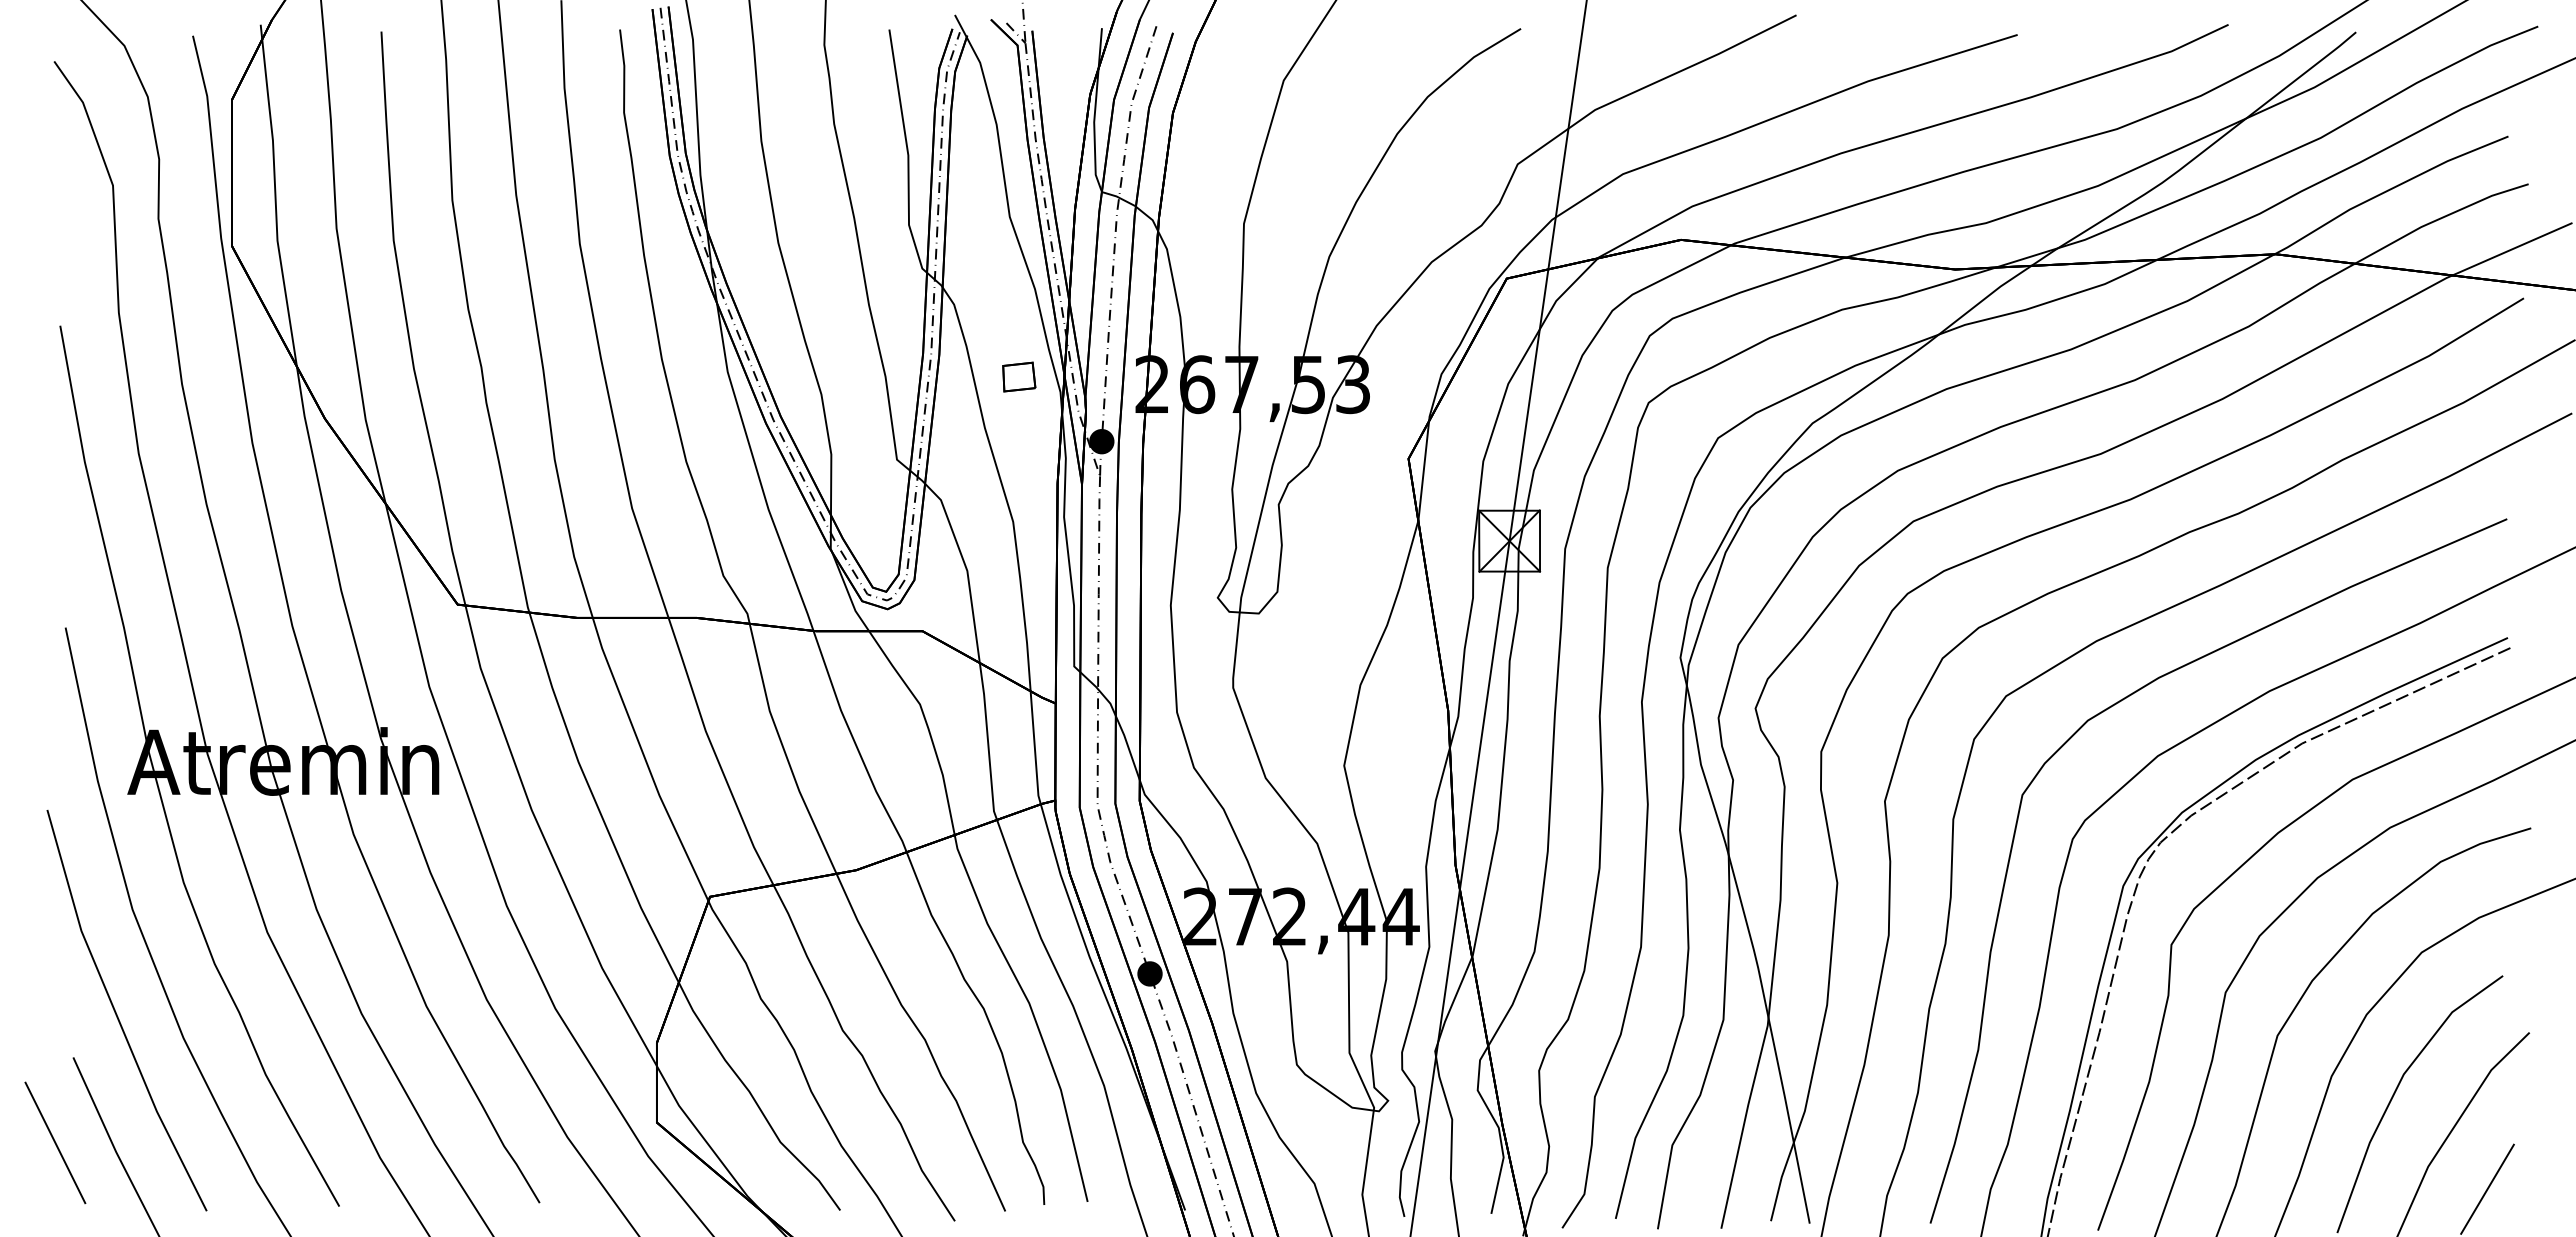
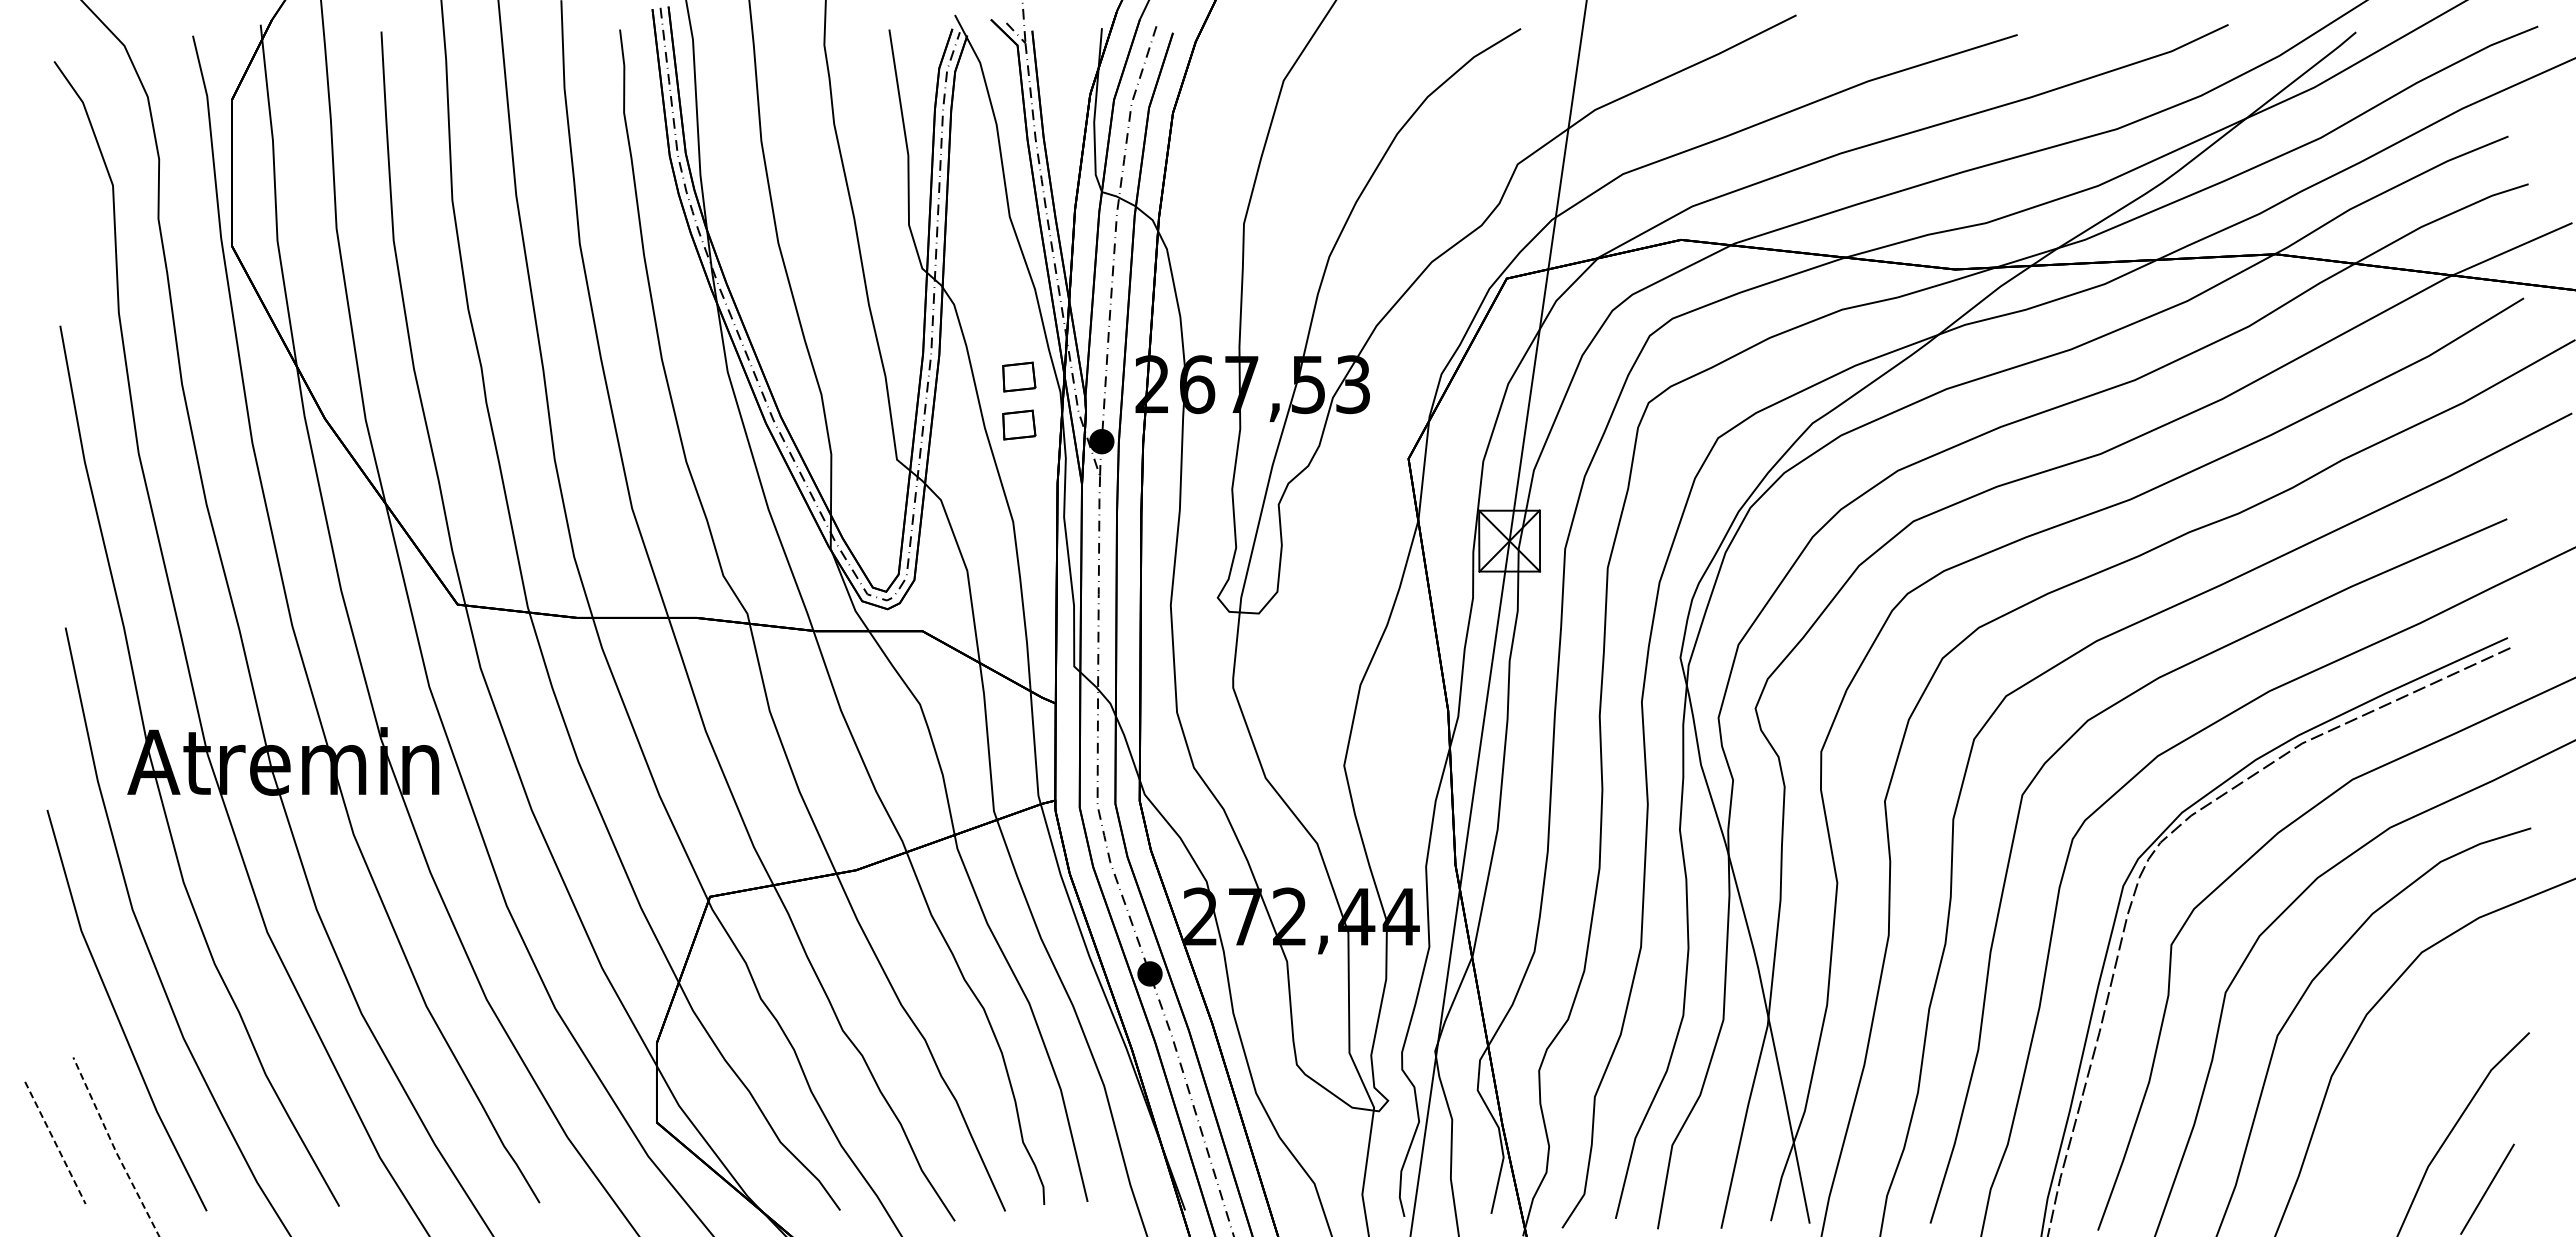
part: none -> present (1019, 424)
line: present -> none (2395, 1093)
line: solid -> dashed (55, 1143)
line: solid -> dashed (114, 1148)
